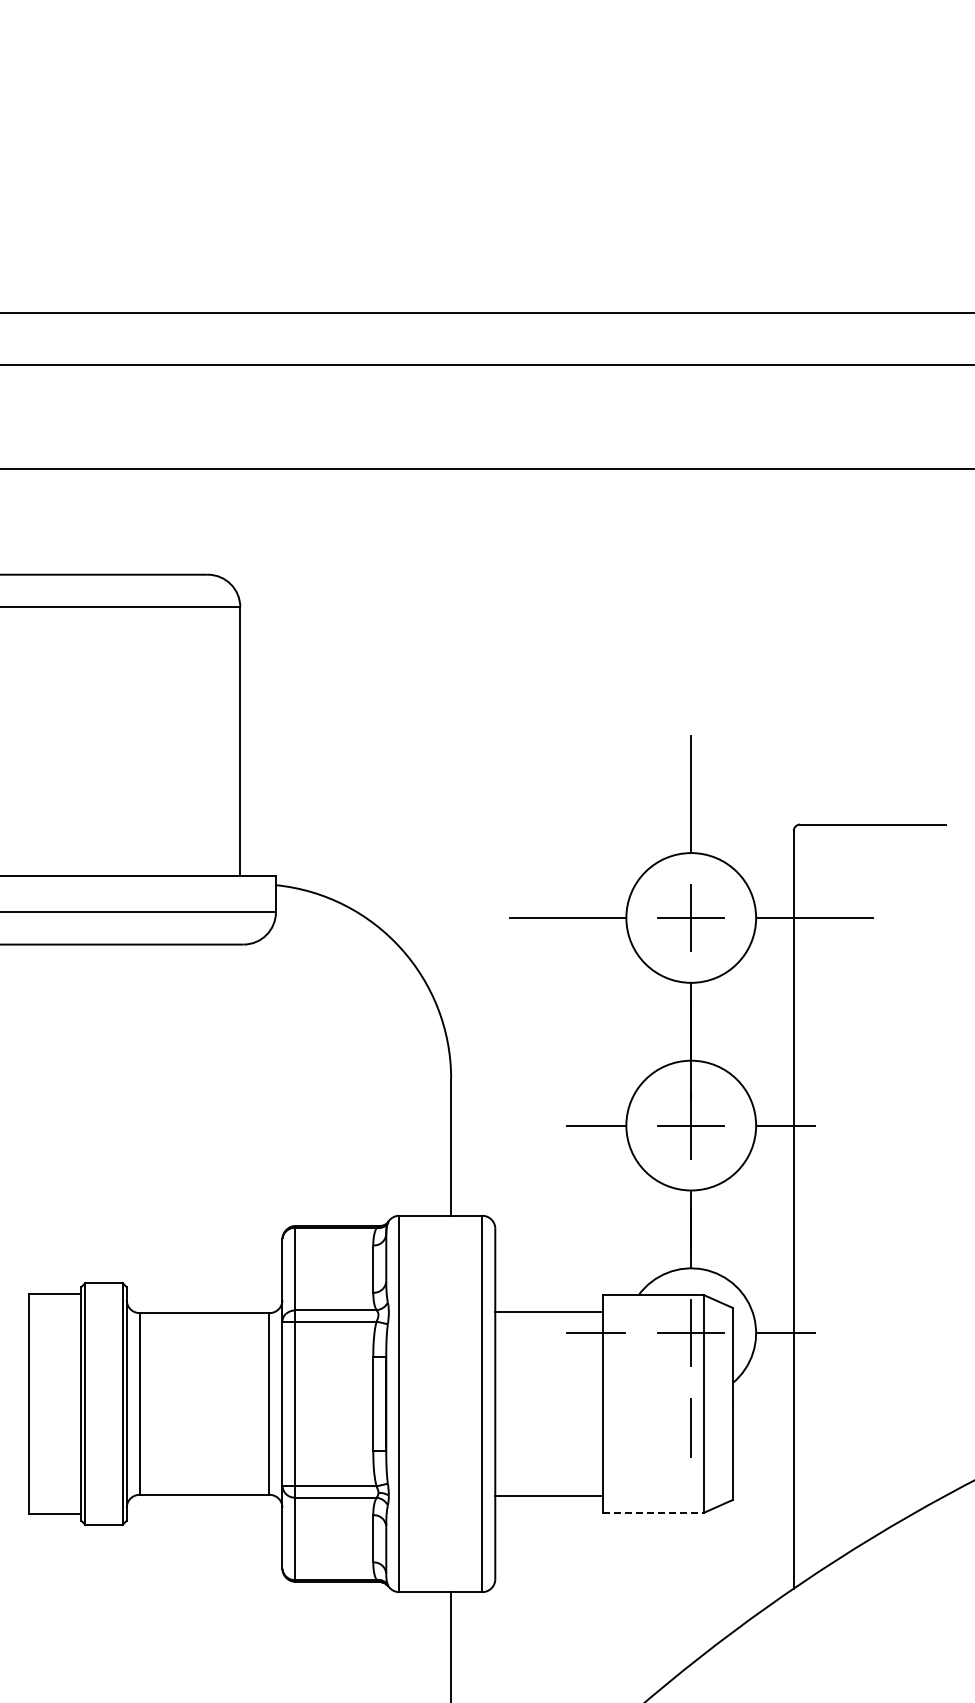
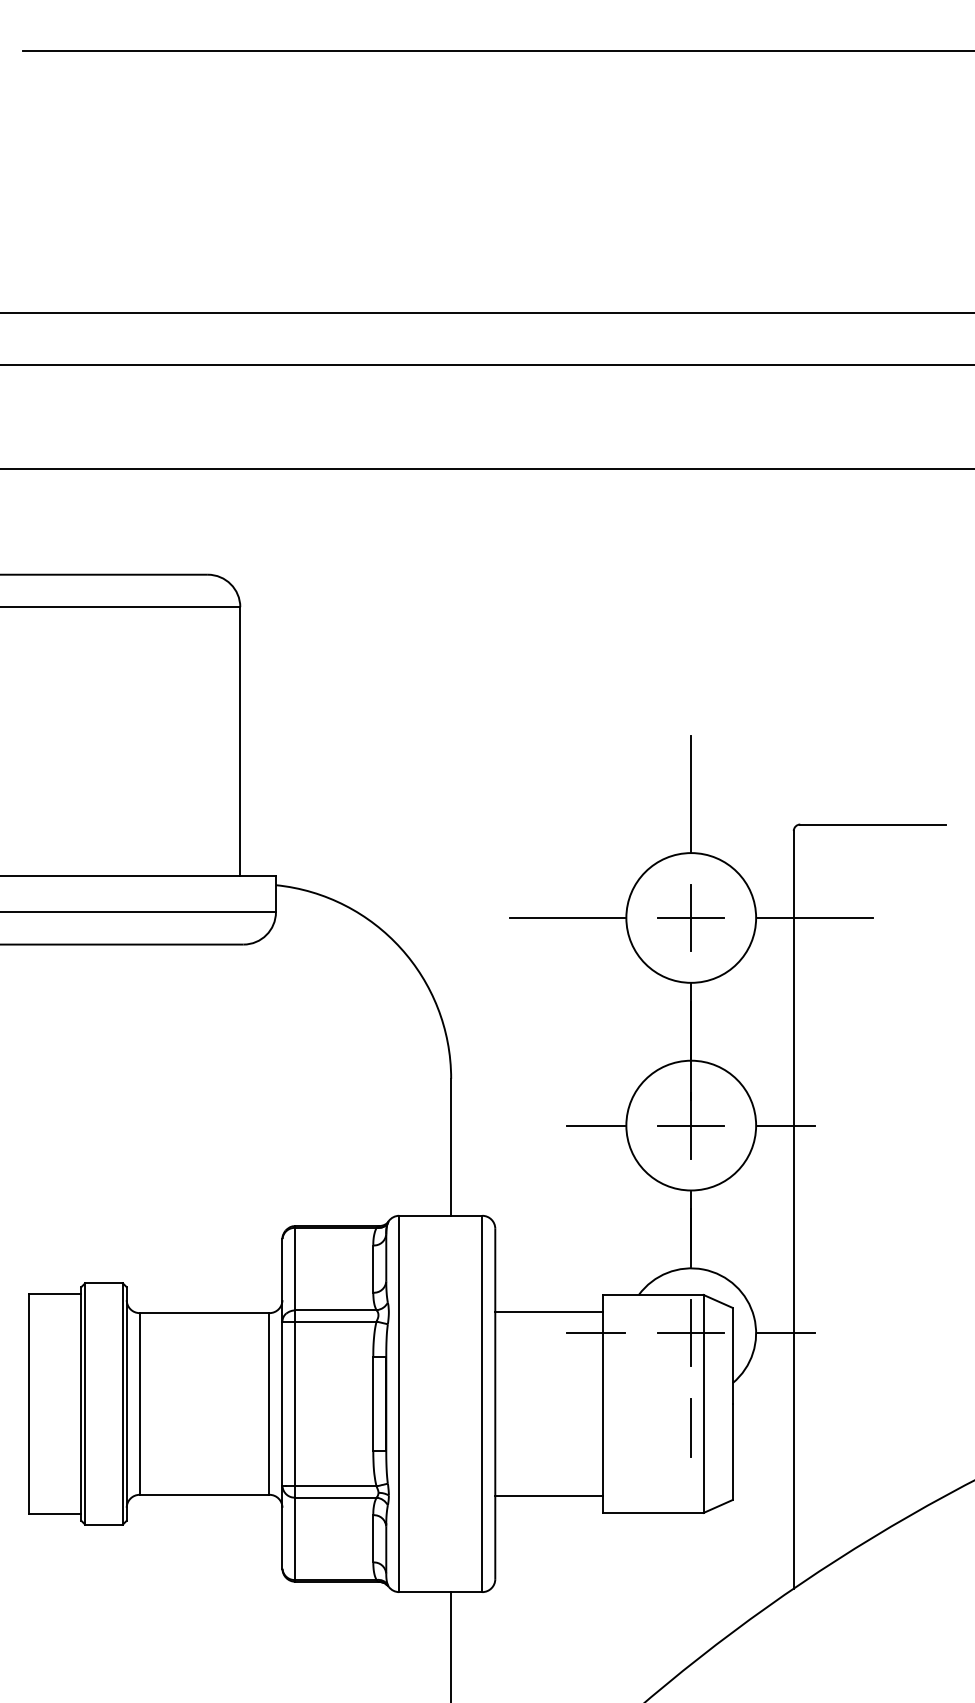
line: none -> present (496, 51)
line: dashed -> solid (653, 1512)
